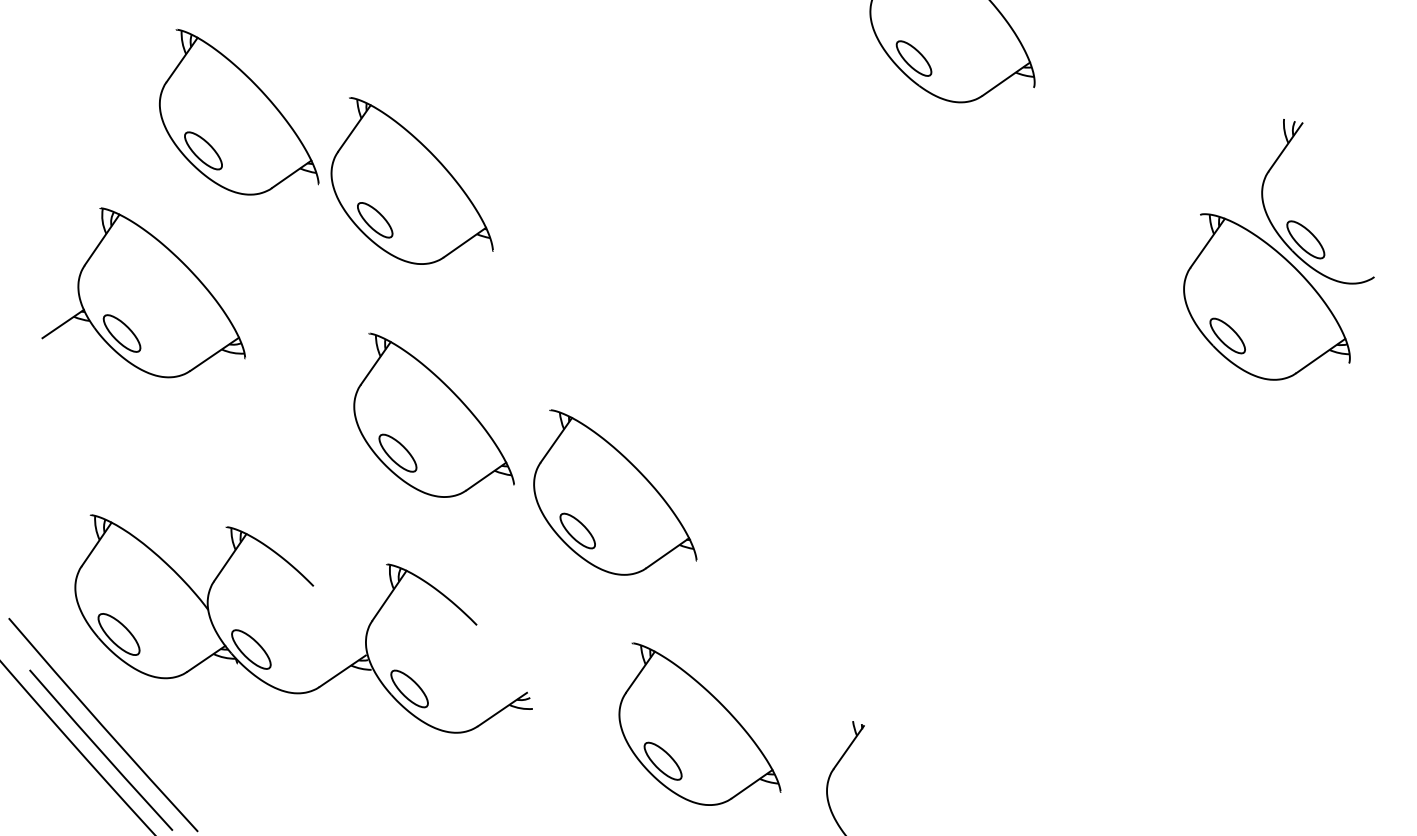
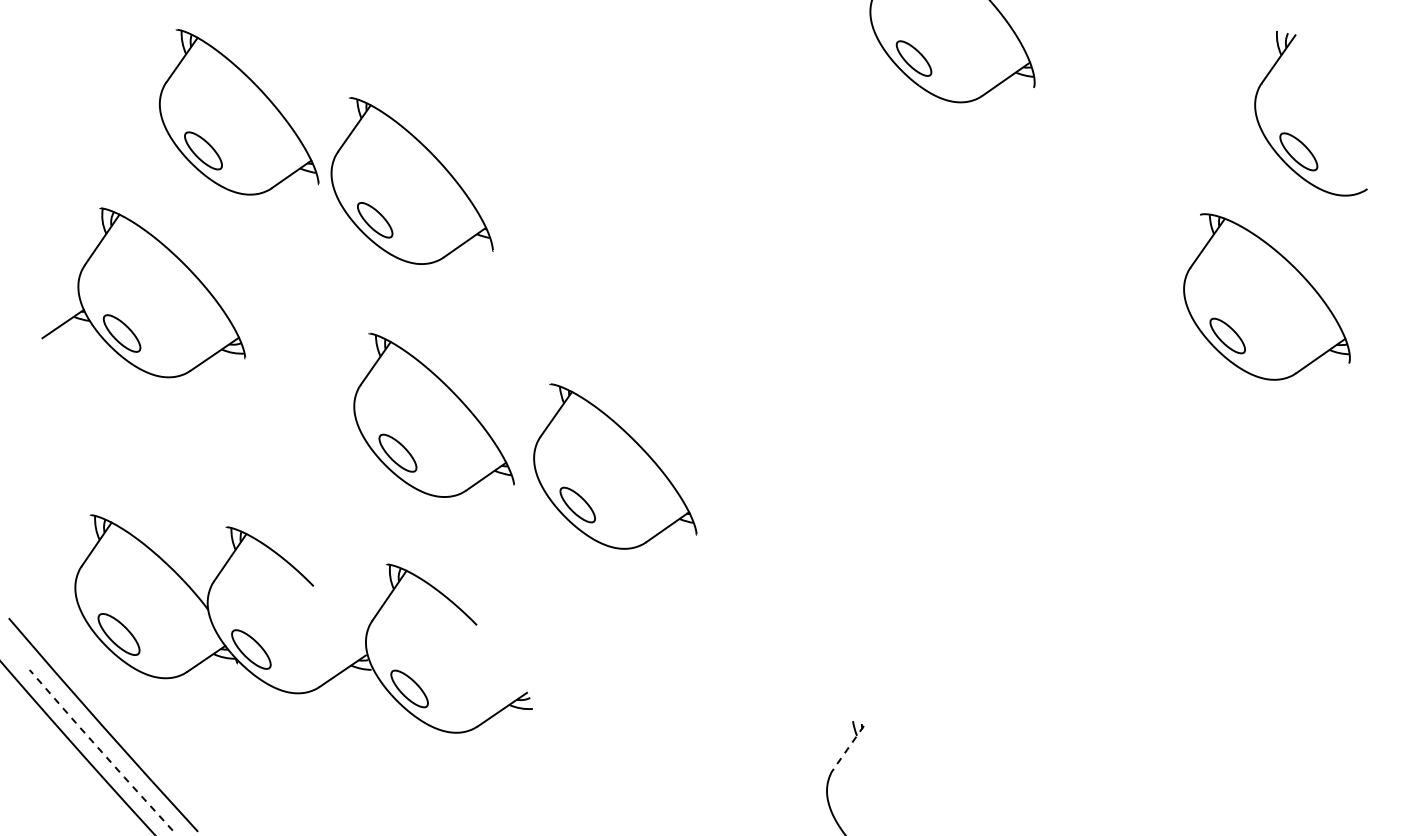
part position: (1302, 224) -> (1295, 136) (1295, 136)
part position: (615, 492) -> (615, 466) (615, 466)
part: present -> none (699, 723)
line: solid -> dashed (848, 747)
line: solid -> dashed (100, 750)
